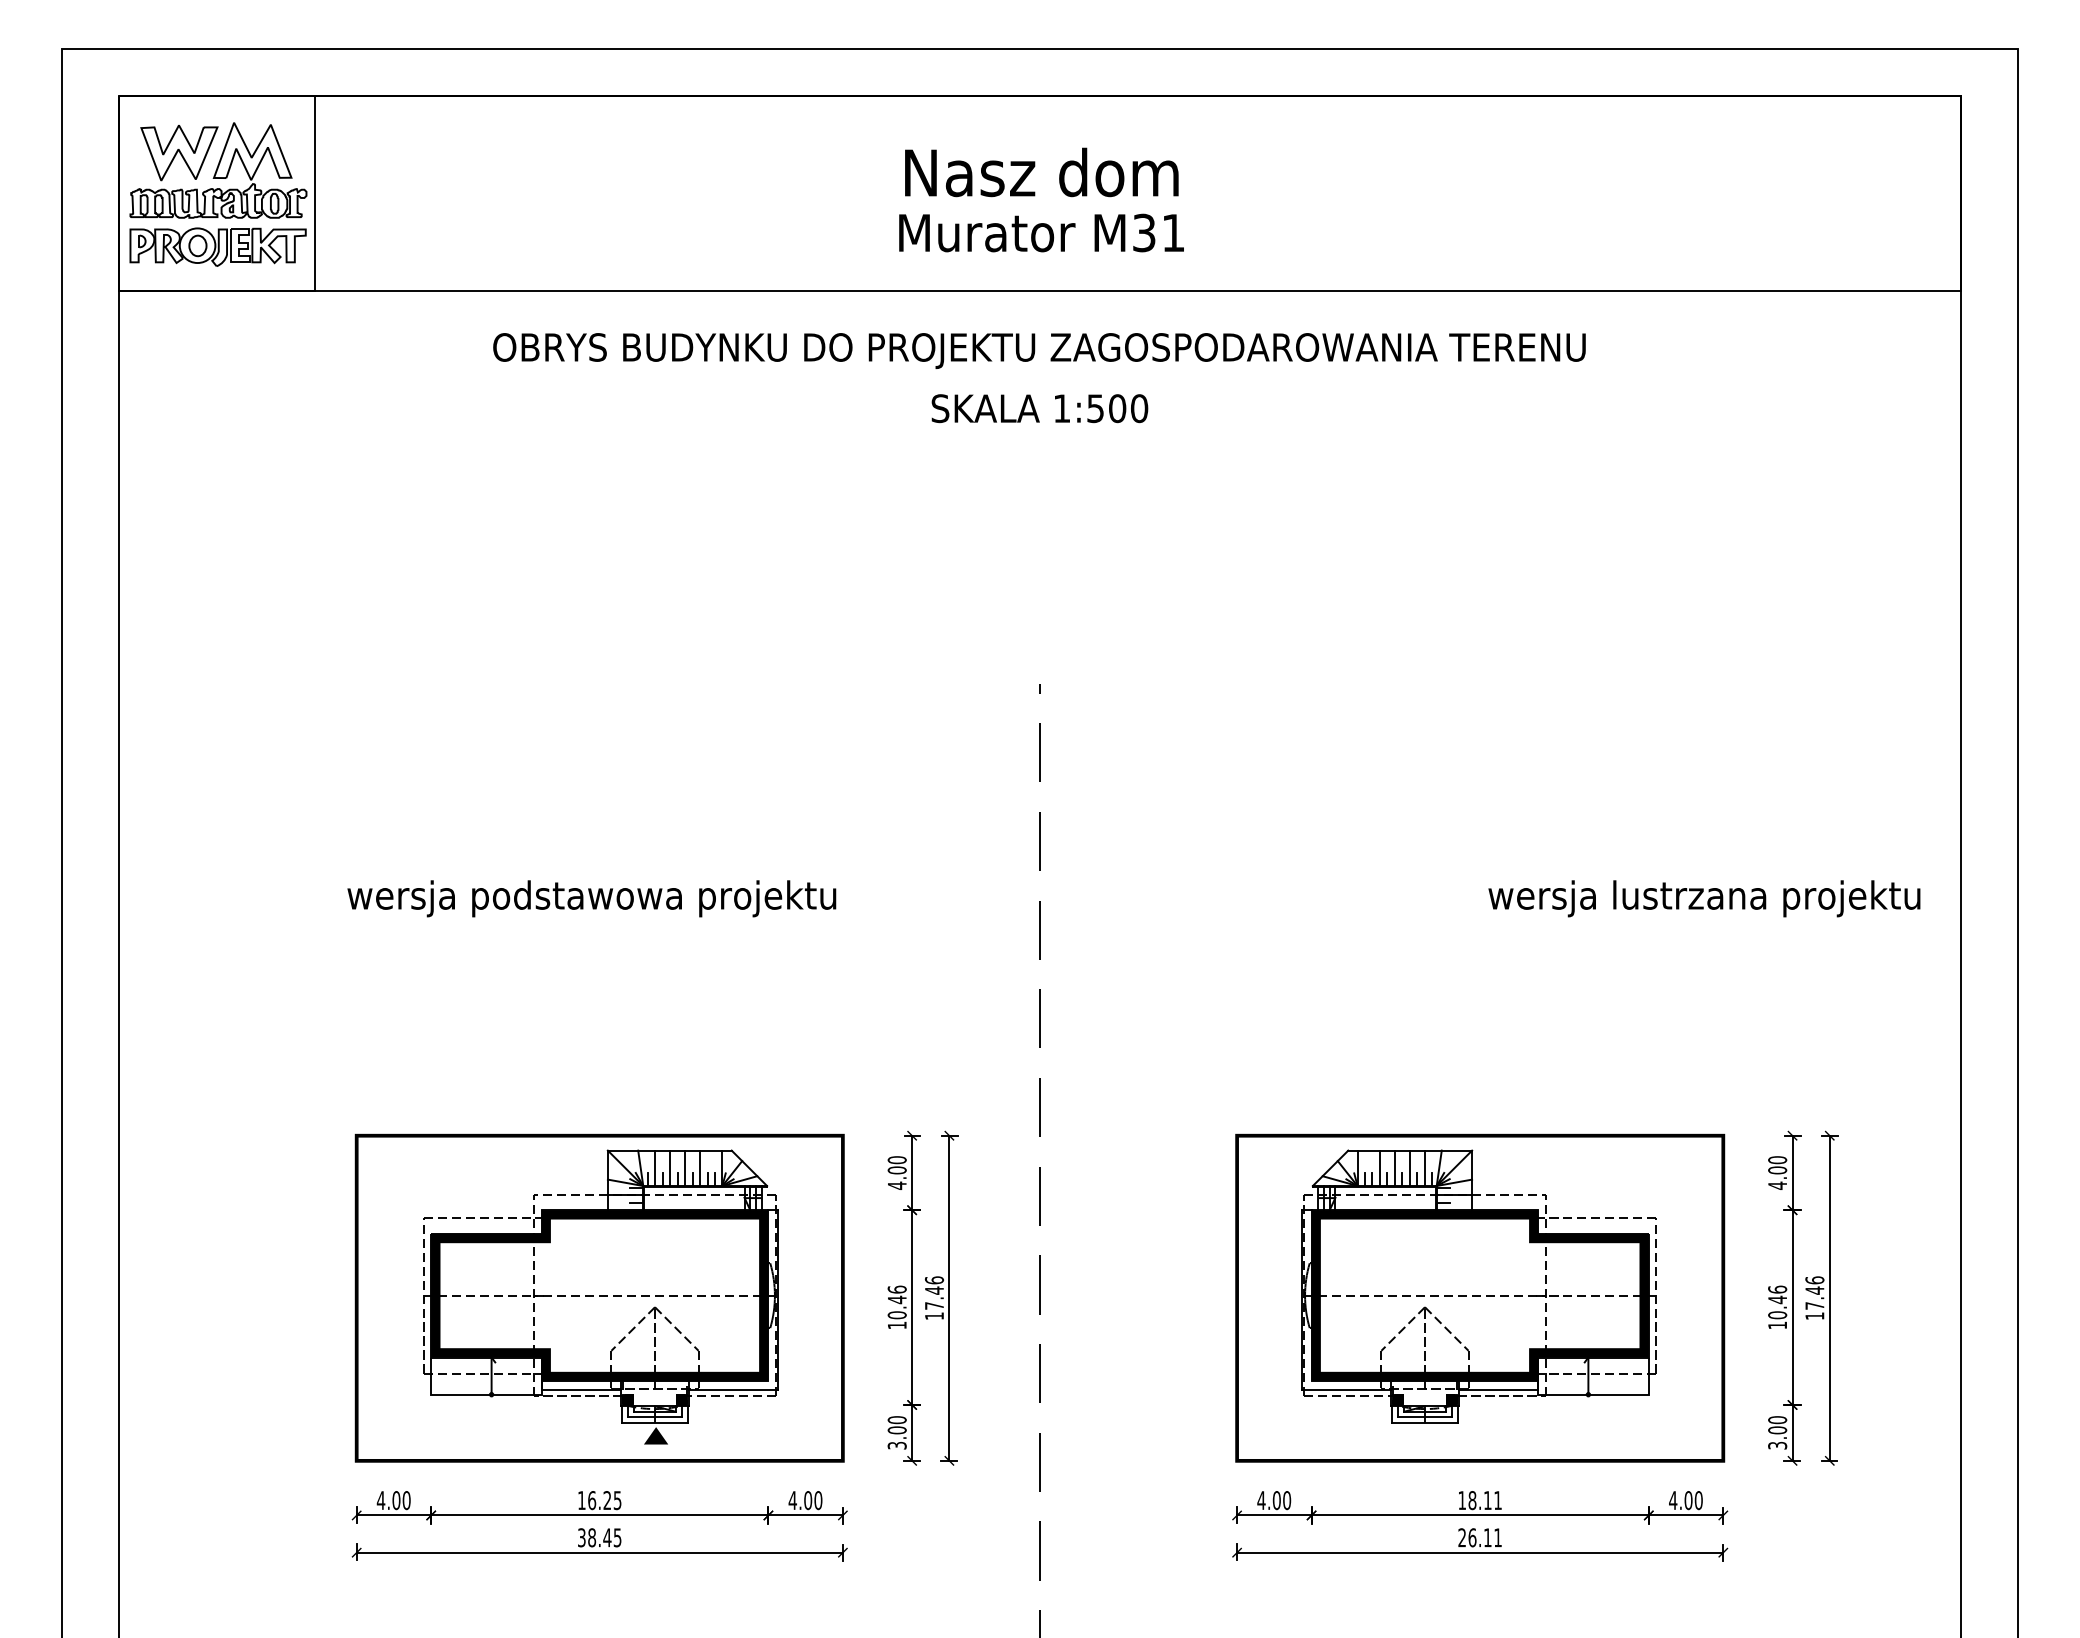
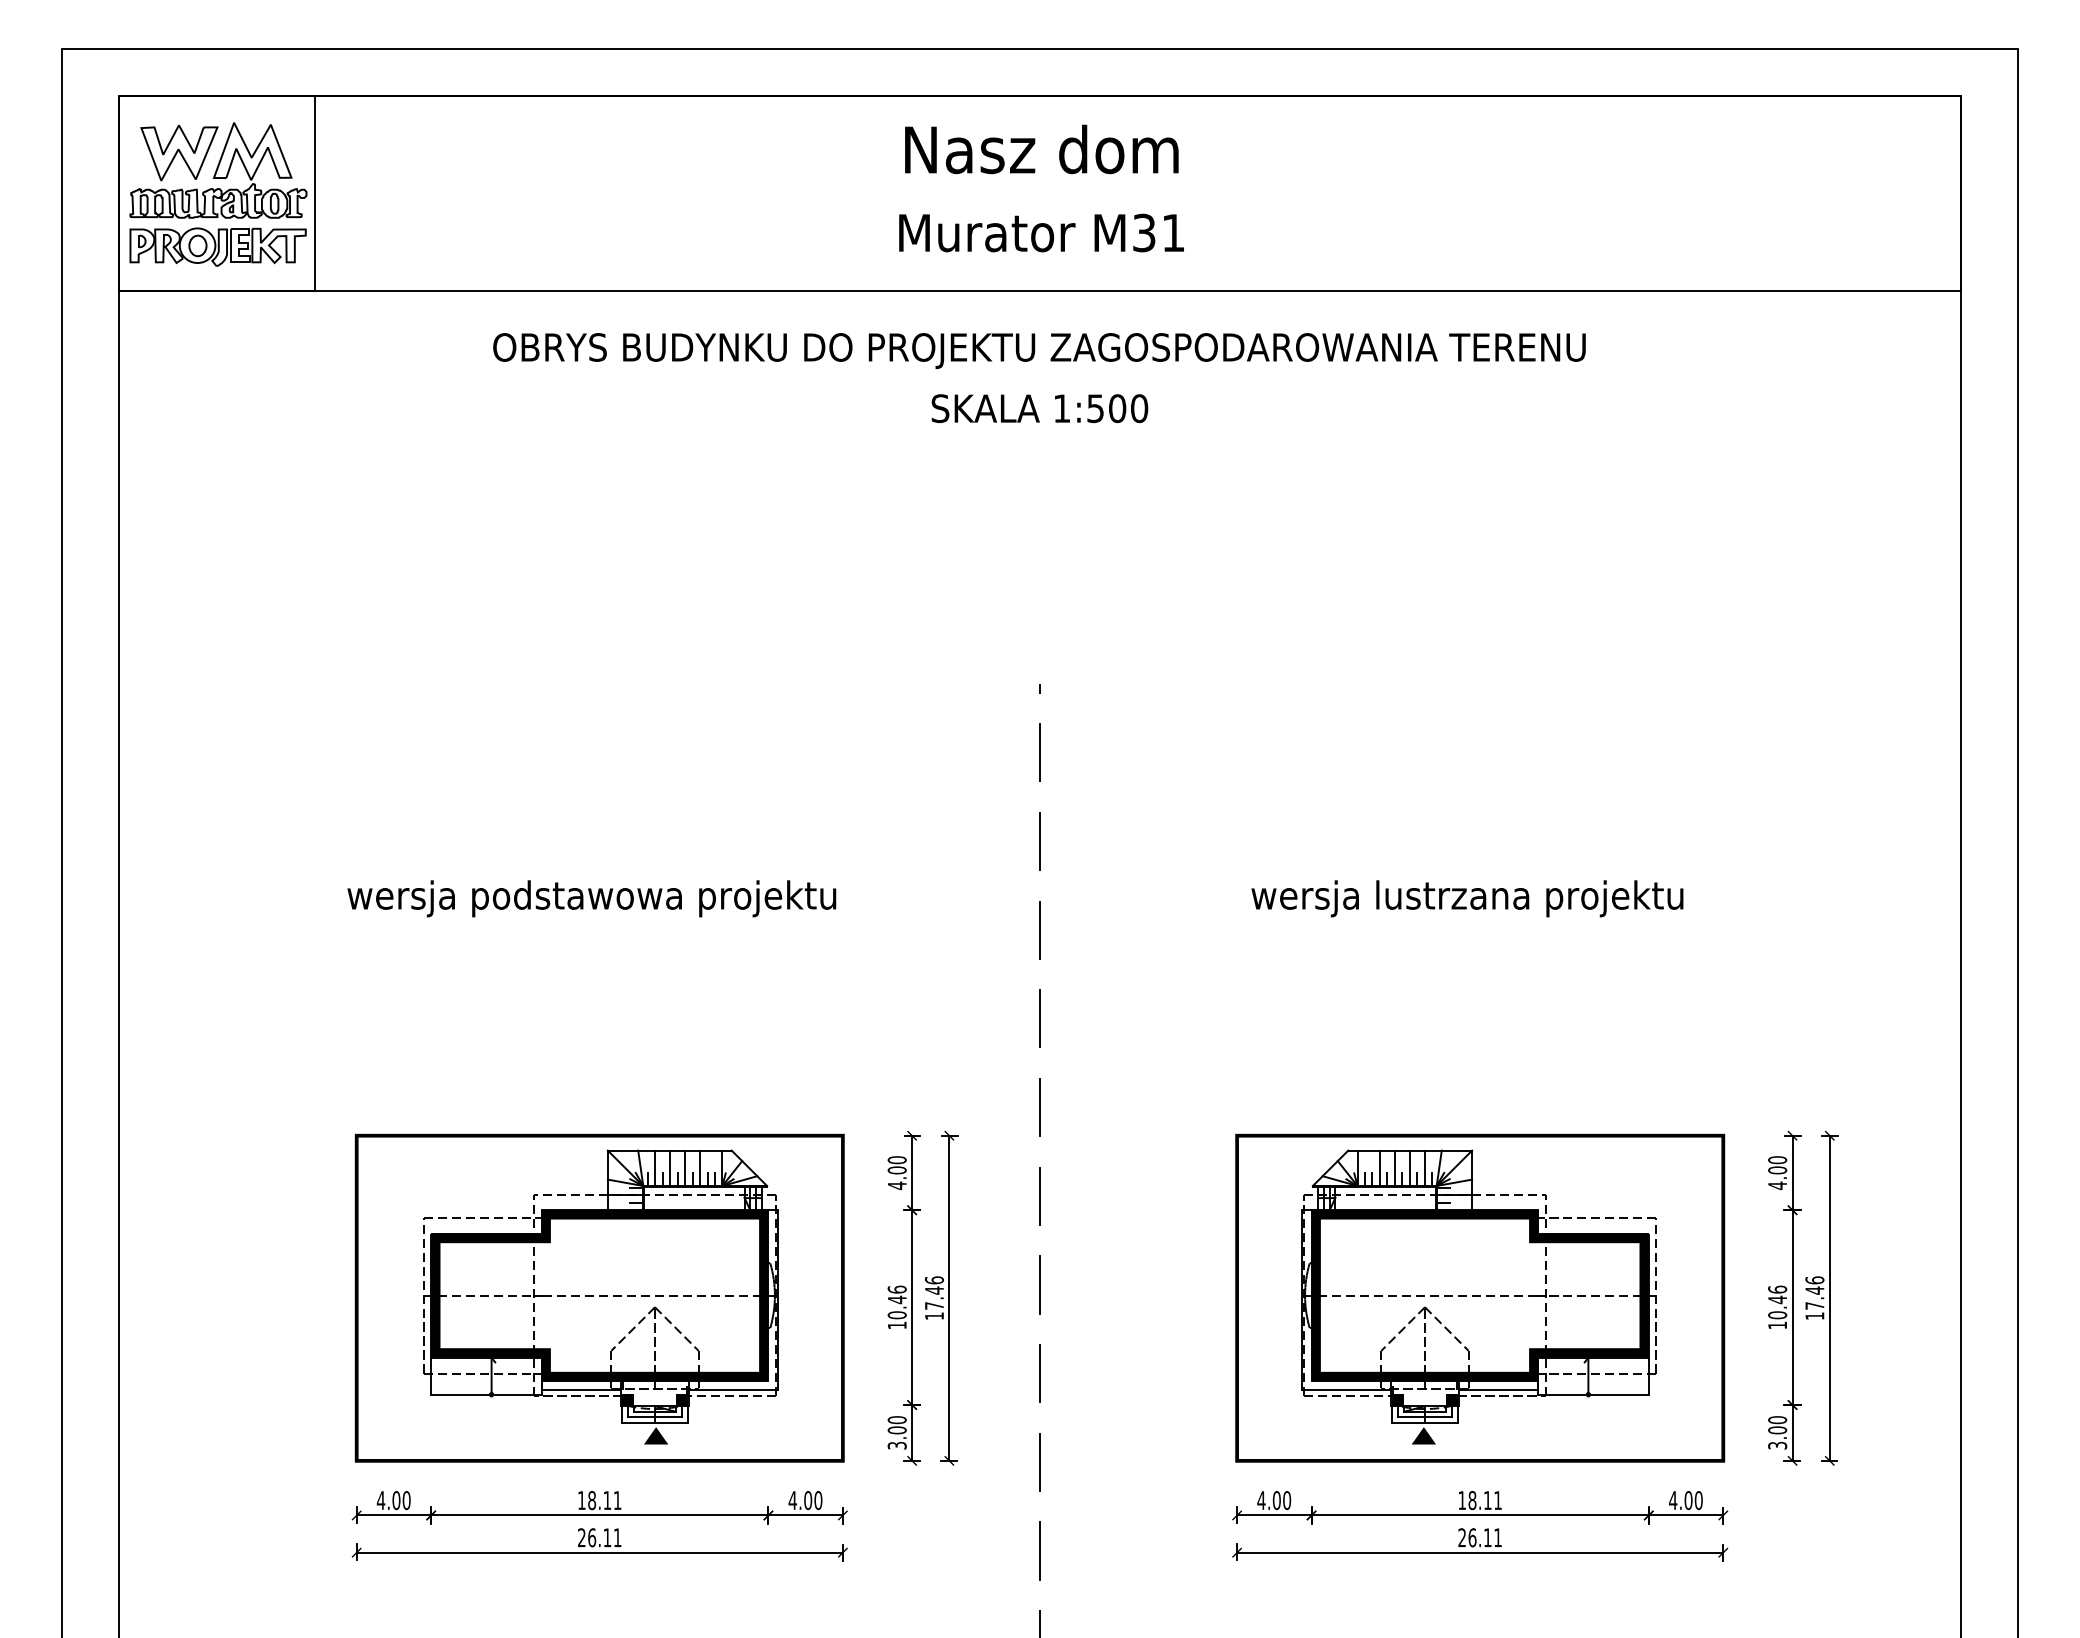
text position: (1041, 172) -> (1041, 149) (1041, 149)
text position: (1704, 898) -> (1467, 898) (1467, 898)
fill: none -> present (1423, 1435)
text: 16.25 -> 18.11 (604, 1500)
text: 38.45 -> 26.11 (599, 1537)
